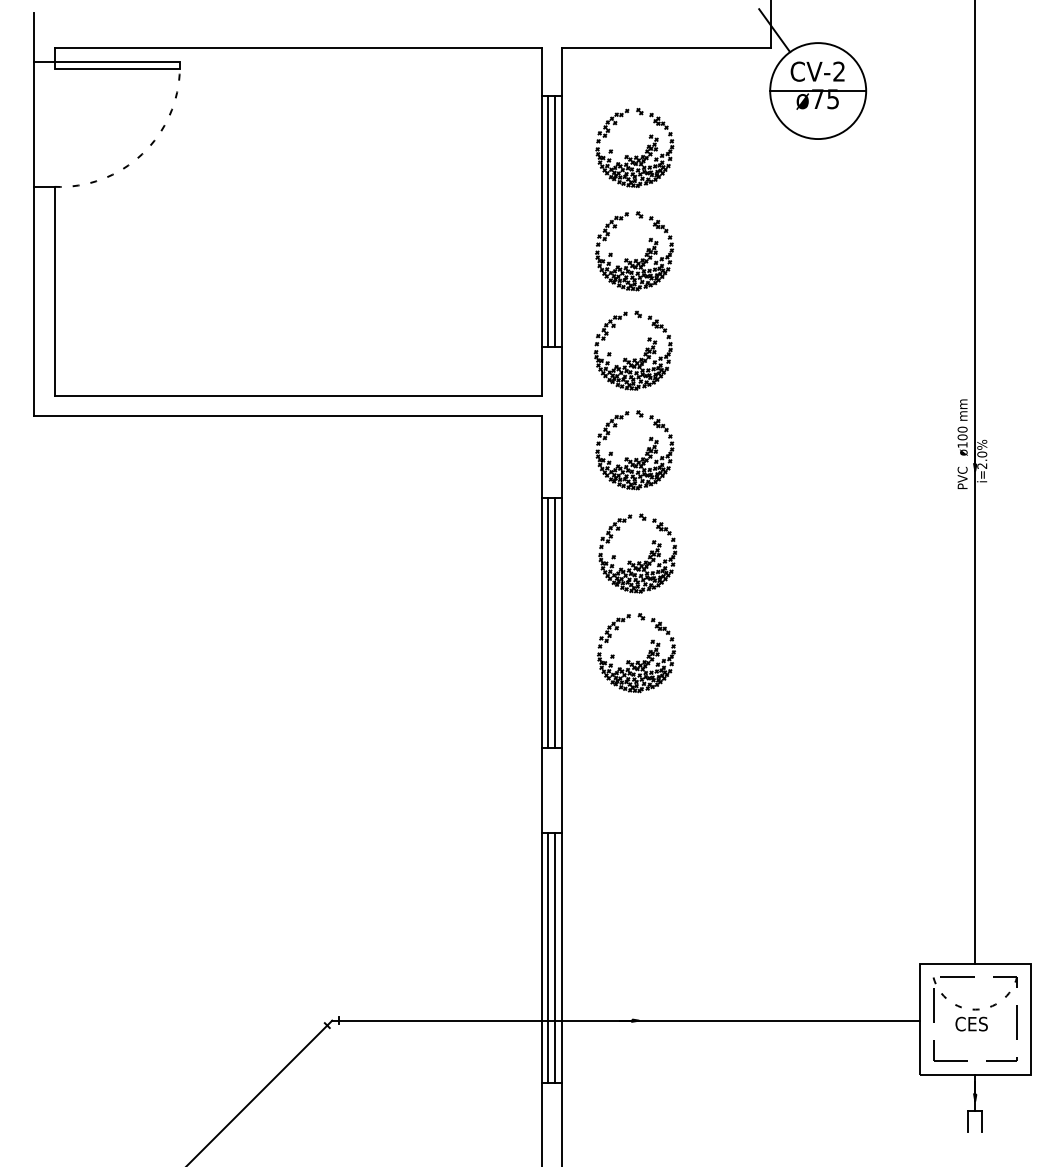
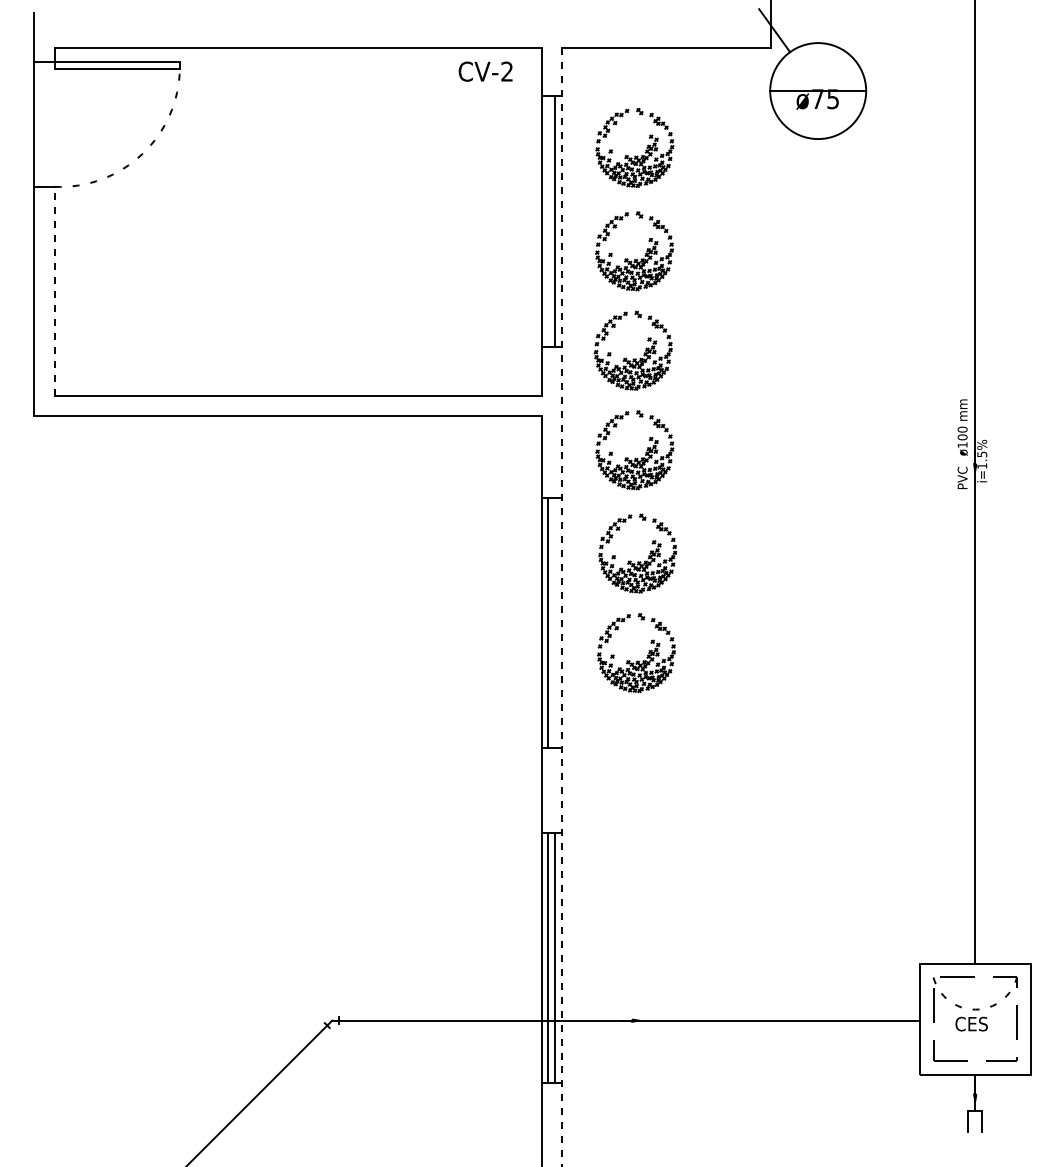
text position: (817, 71) -> (485, 71) (485, 71)
line: present -> none (548, 221)
line: solid -> dashed (54, 290)
text: i=2.0% -> i=1.5% (982, 459)
line: solid -> dashed (562, 607)
line: present -> none (555, 622)
